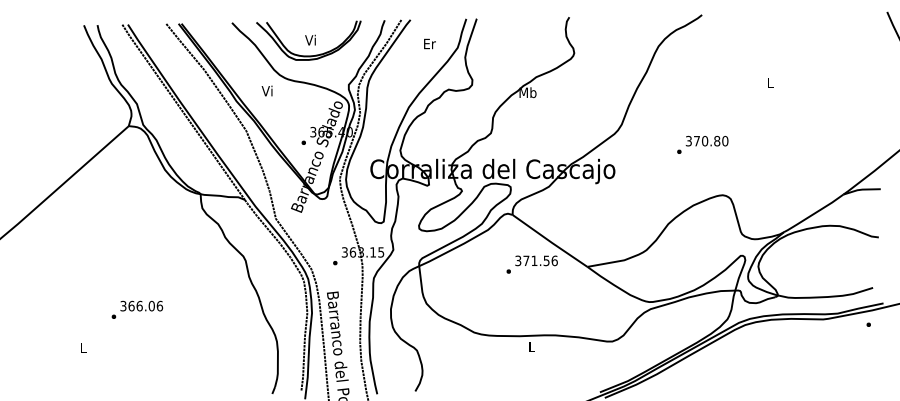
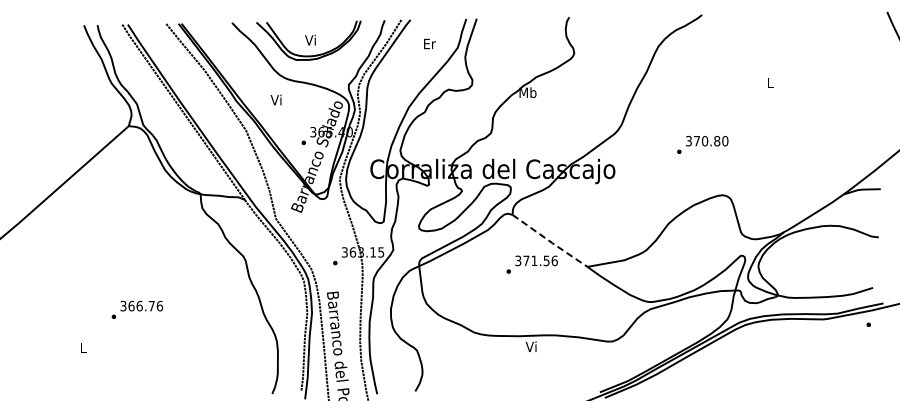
text position: (266, 90) -> (275, 99) (275, 99)
line: solid -> dashed (550, 241)
text: 366.06 -> 366.76 (151, 305)
text: L -> Vi (530, 346)
